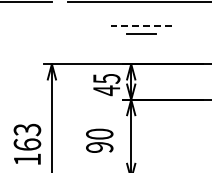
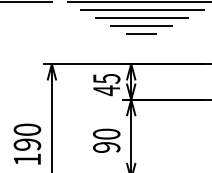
line: none -> present (141, 10)
line: none -> present (141, 18)
line: dashed -> solid (141, 26)
text: 163 -> 190 (27, 136)
text position: (99, 140) -> (106, 140) (106, 140)
